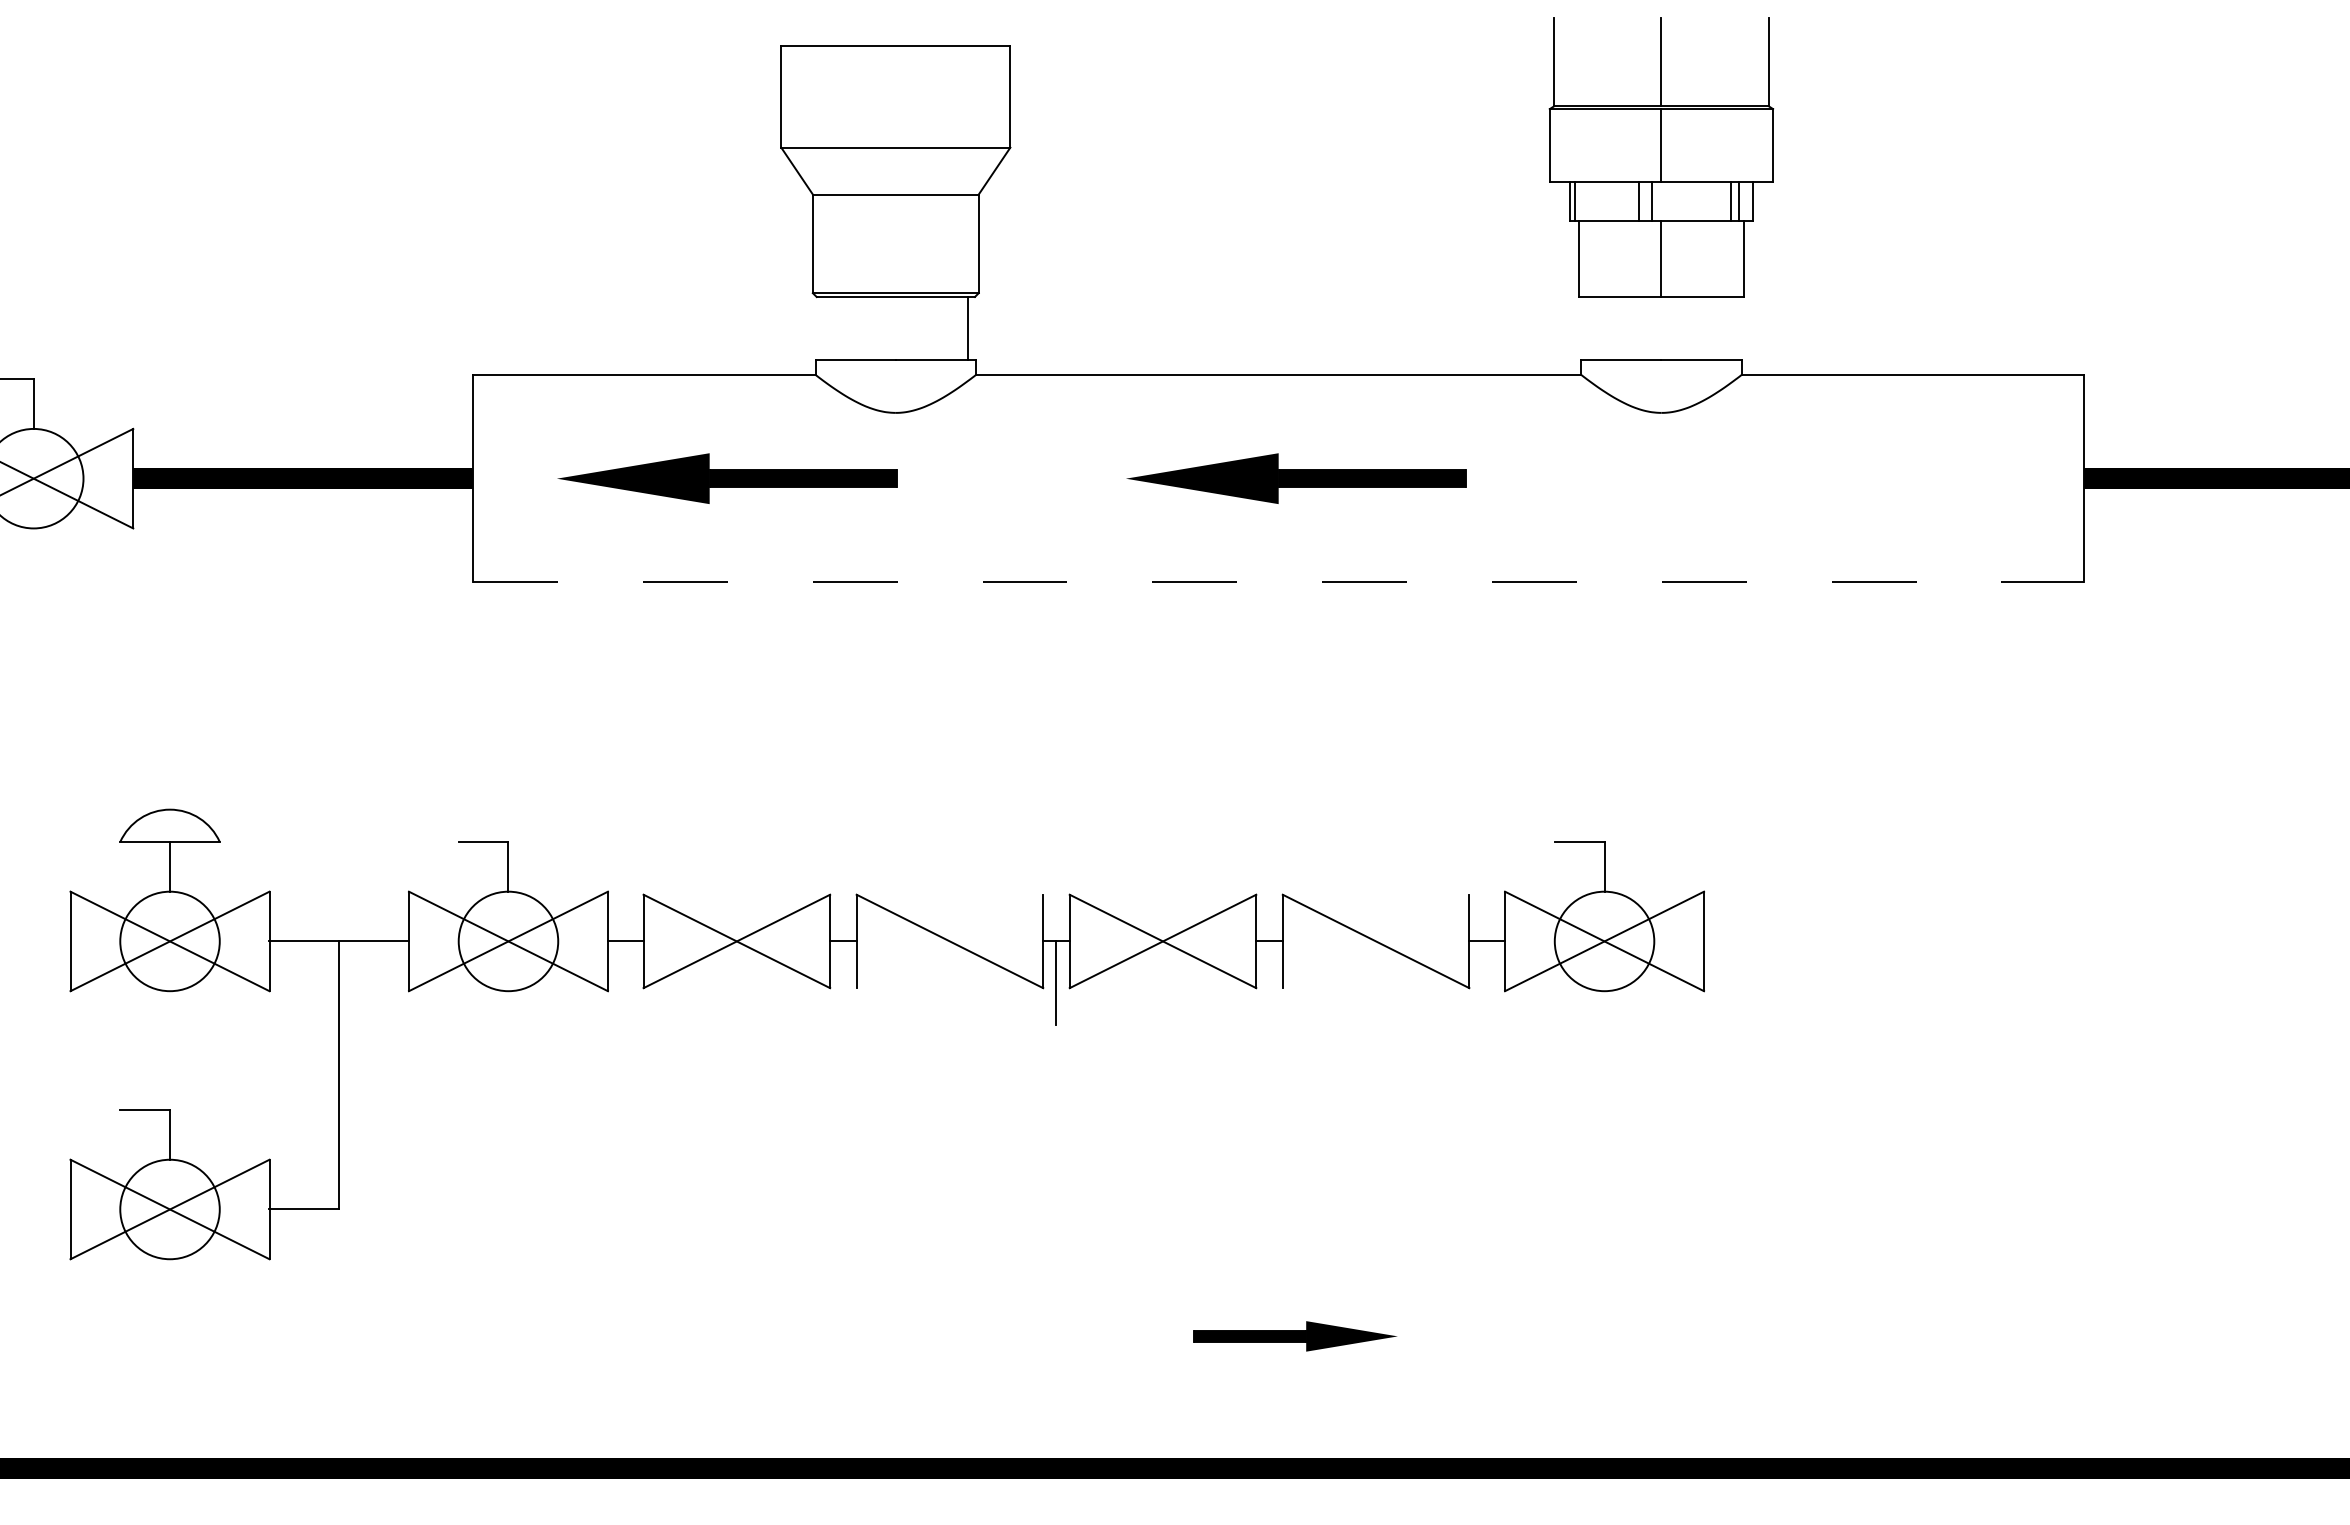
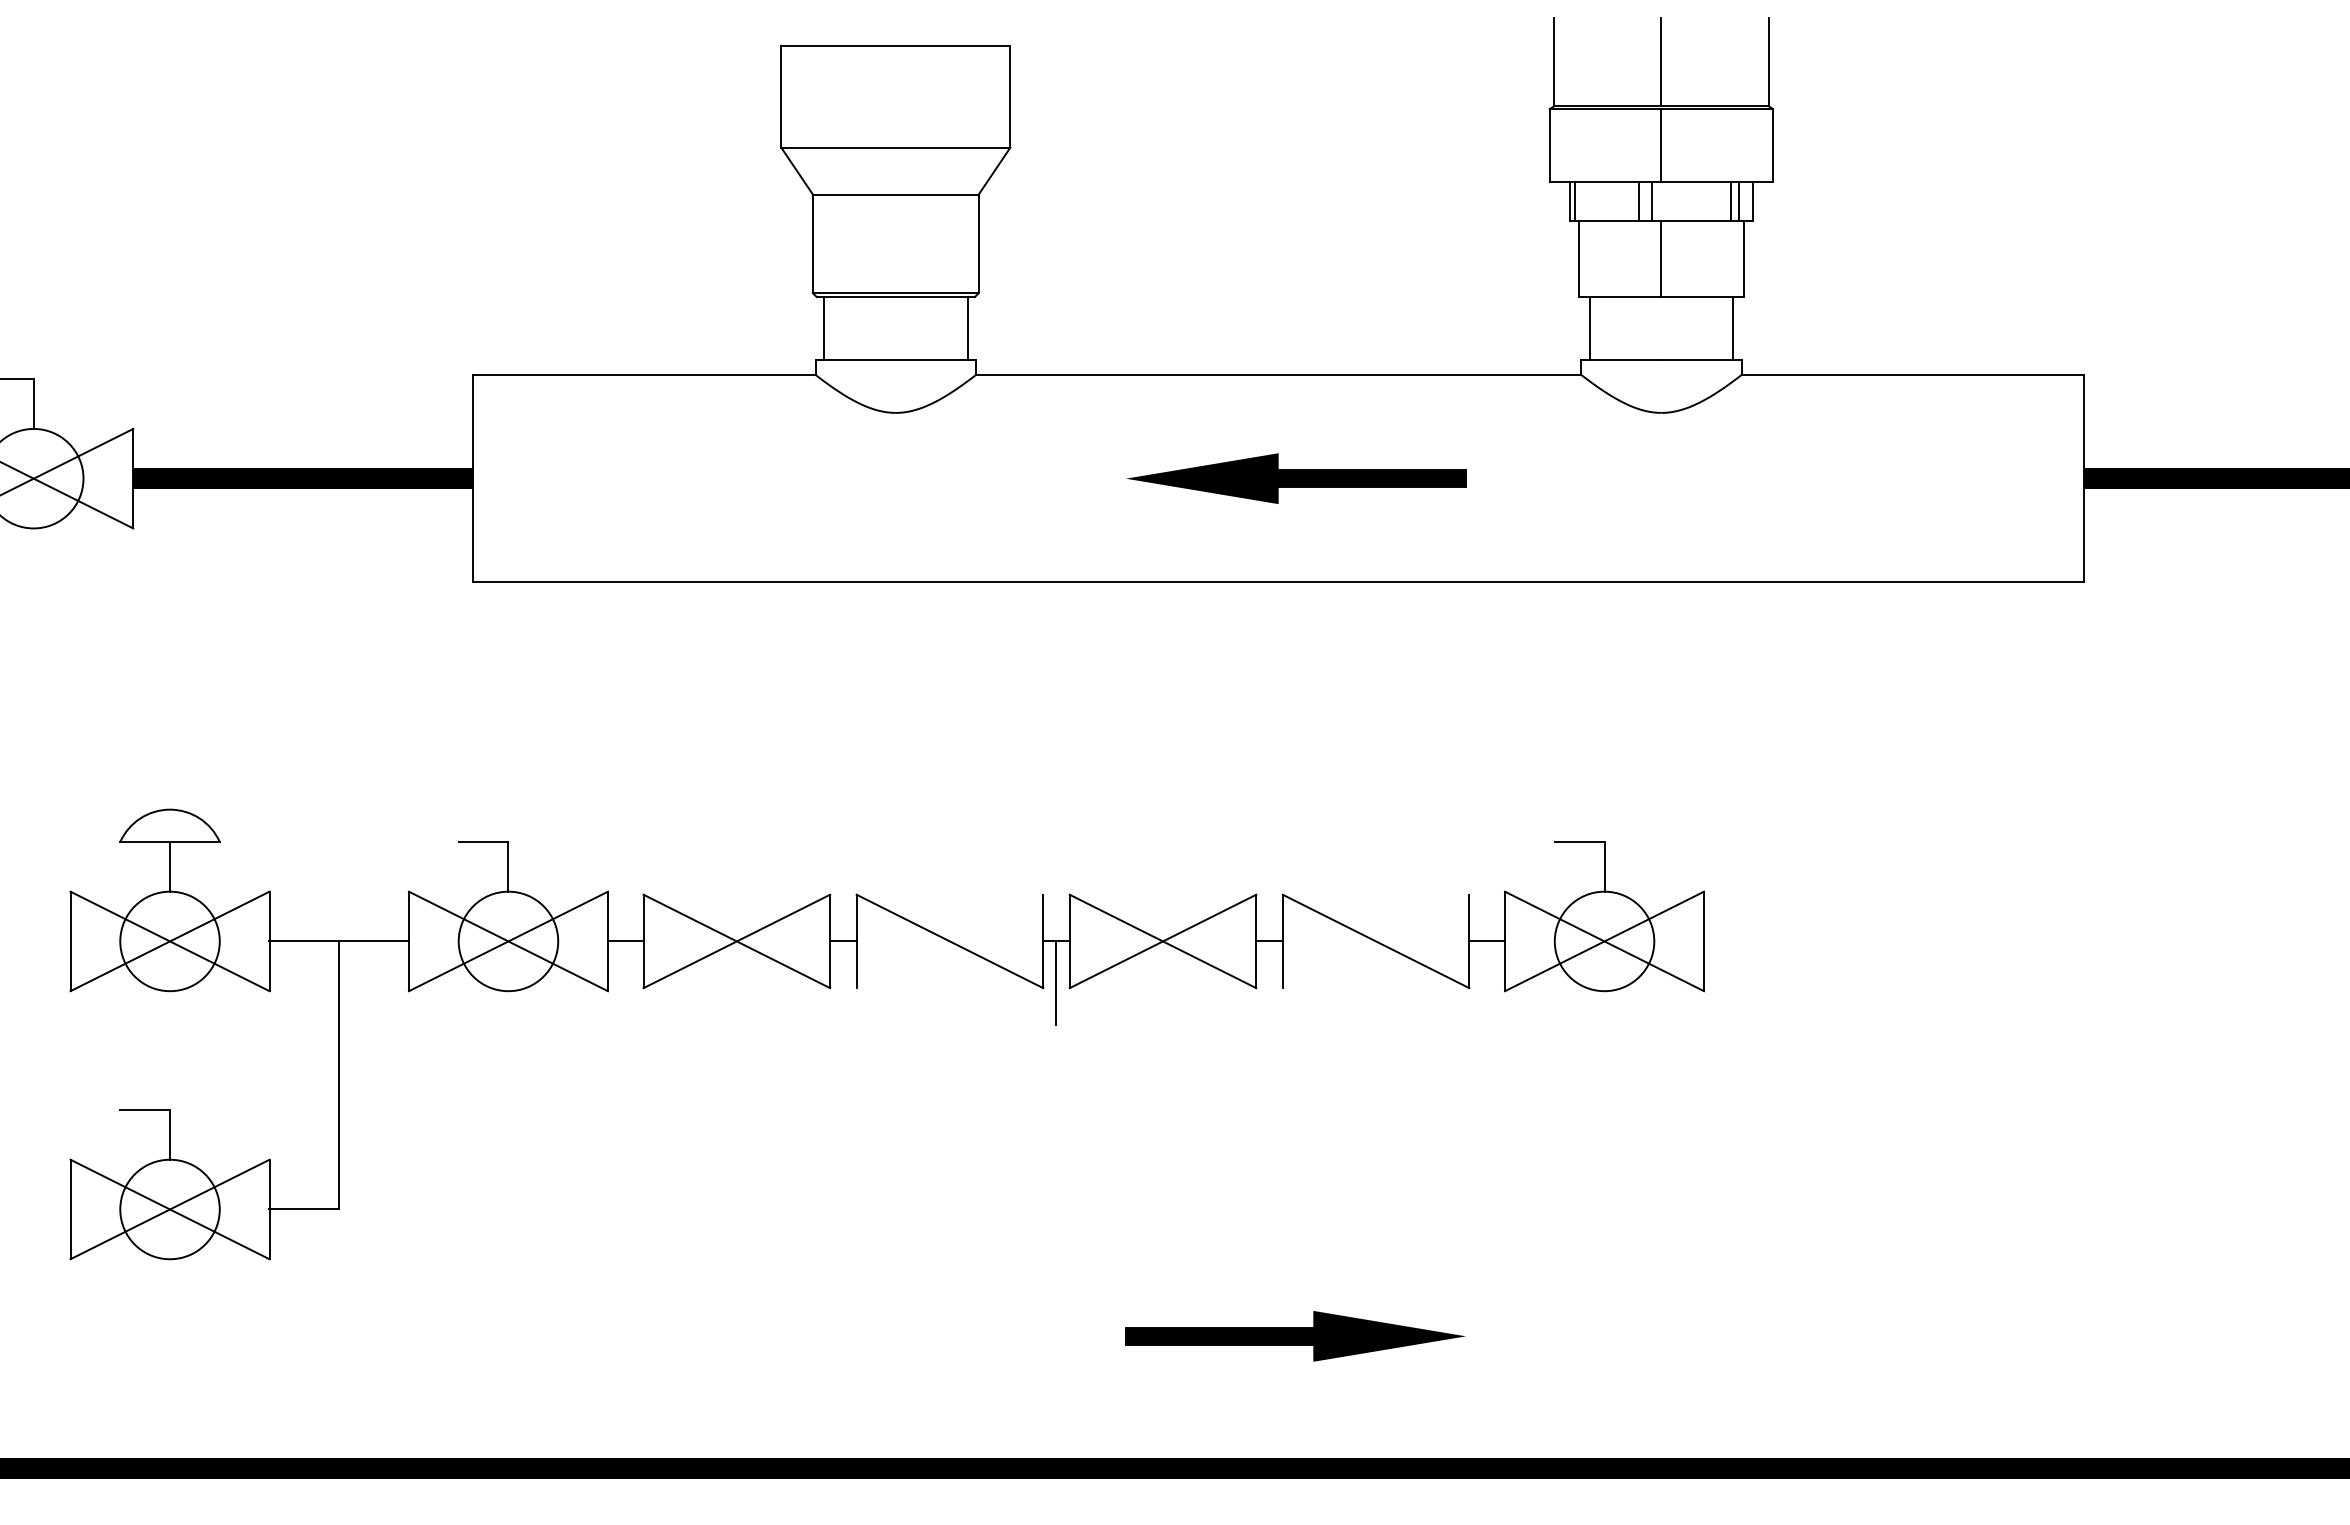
line: none -> present (823, 328)
line: none -> present (1589, 328)
line: none -> present (1733, 328)
part: present -> none (727, 478)
line: dashed -> solid (1278, 582)
part size: 205x31 px -> 341x51 px (1295, 1336)
